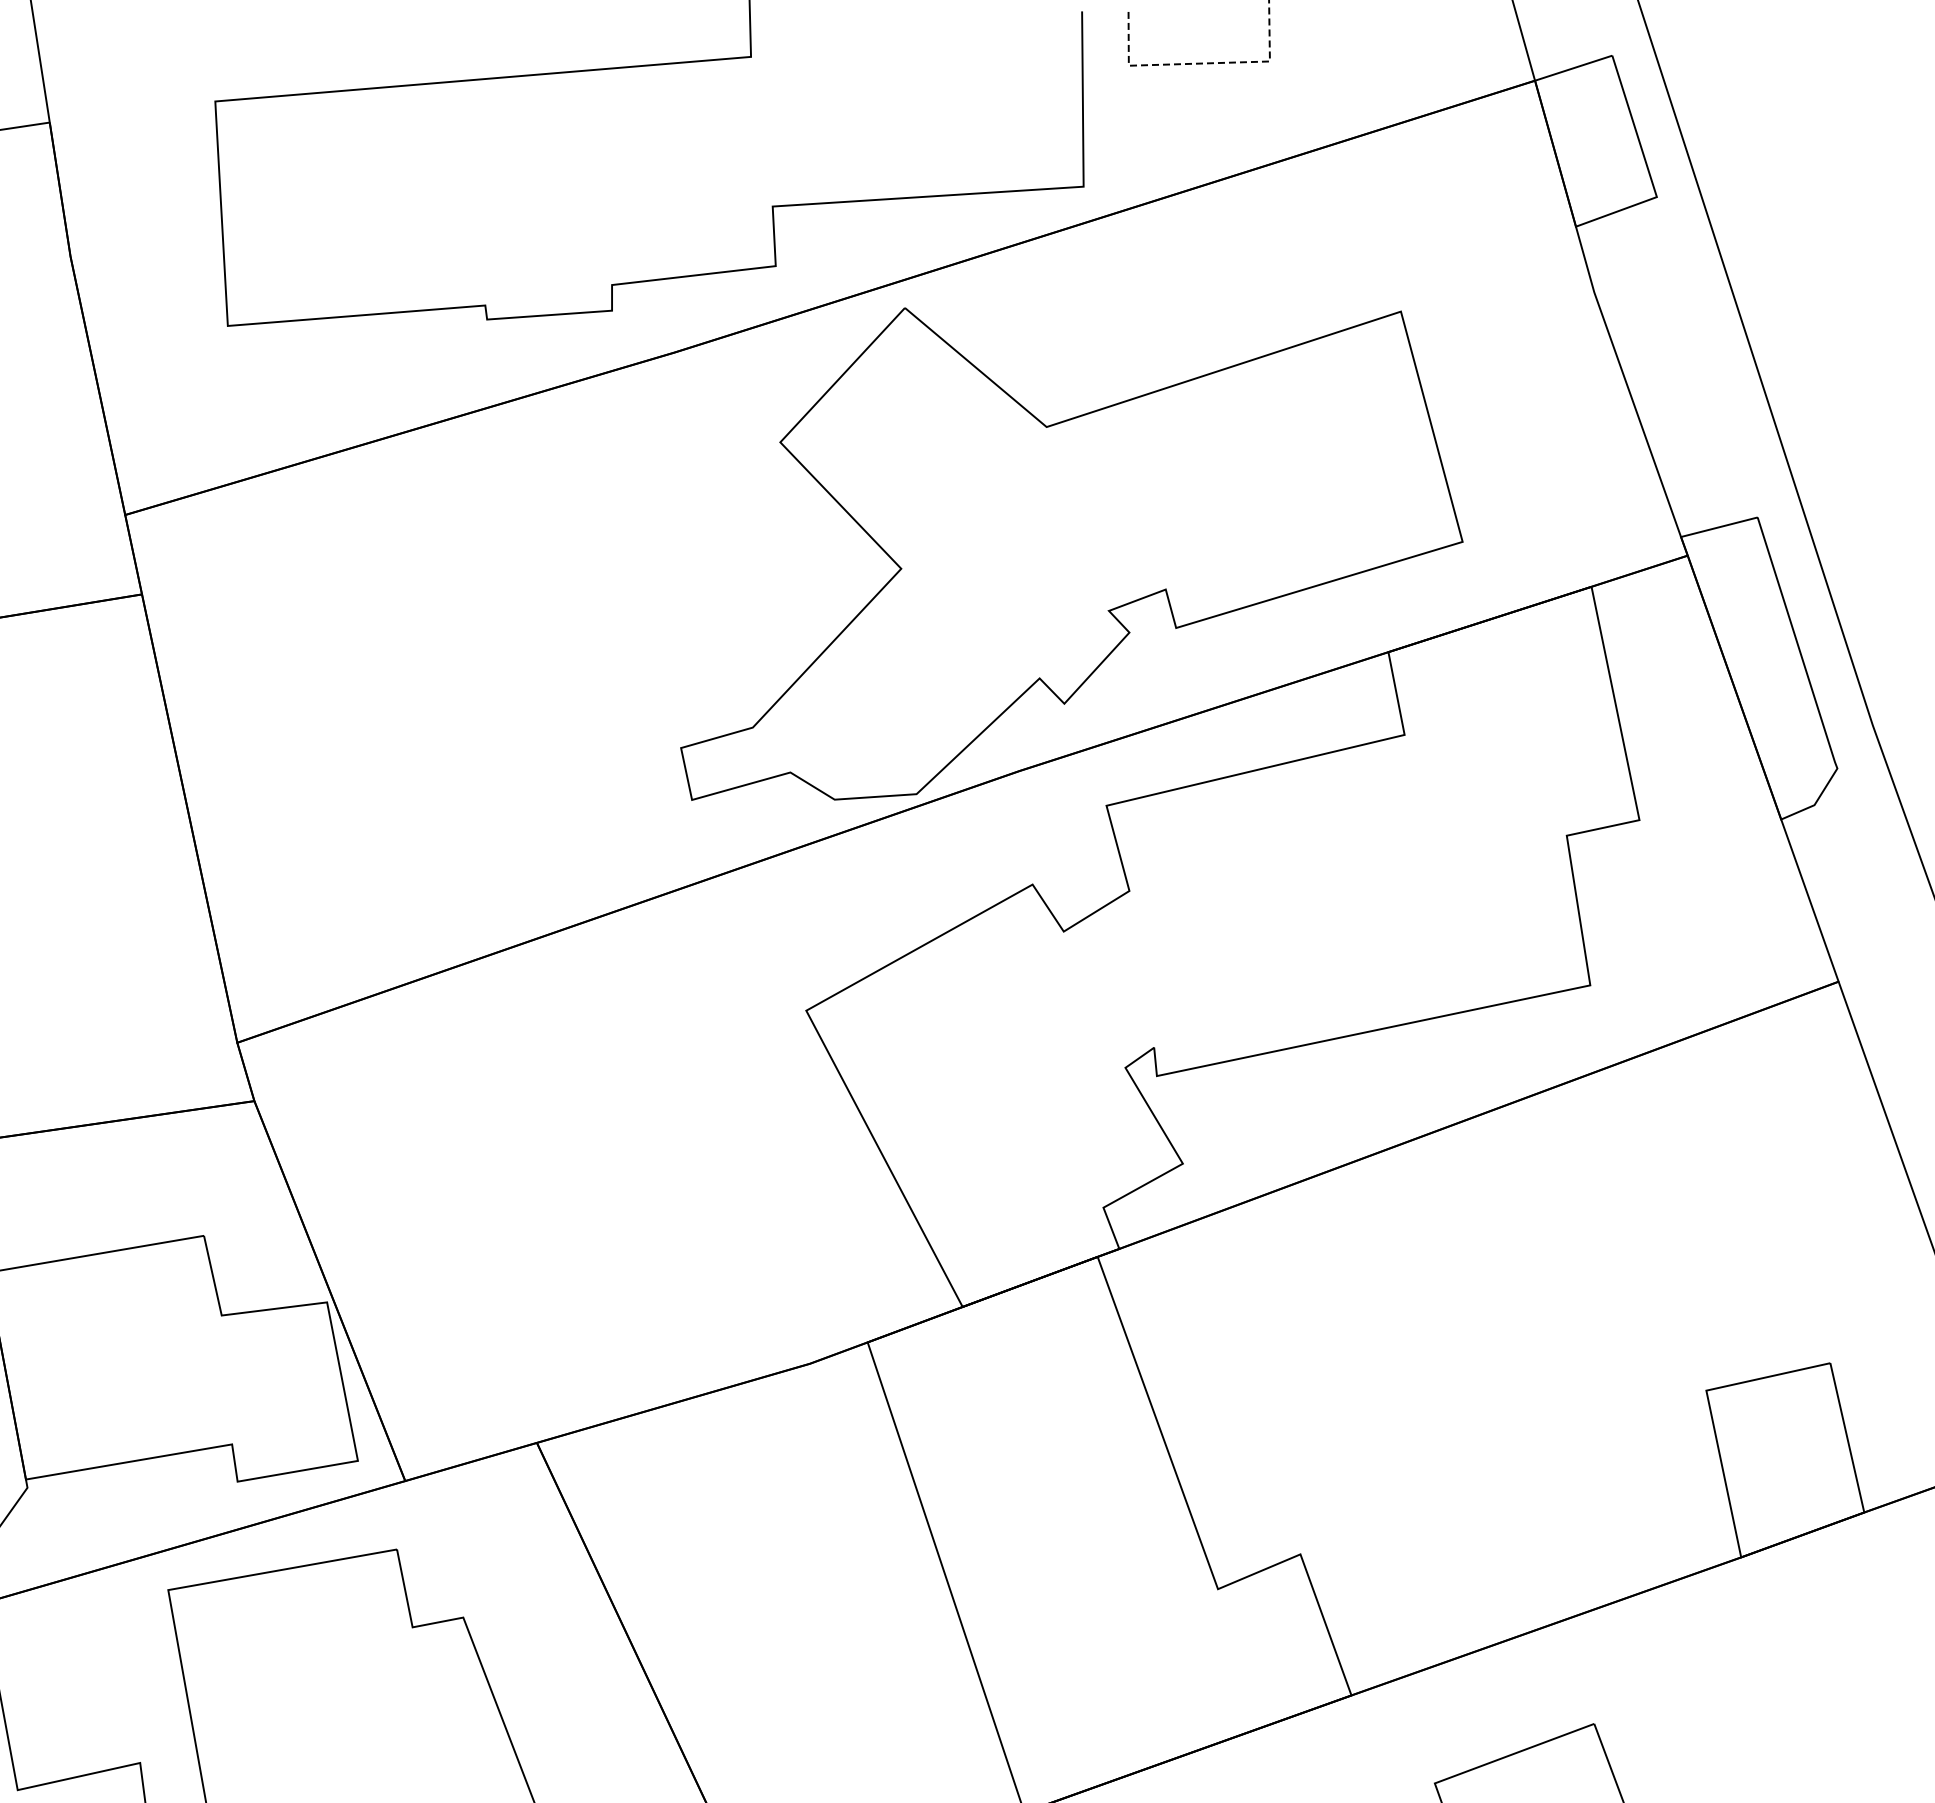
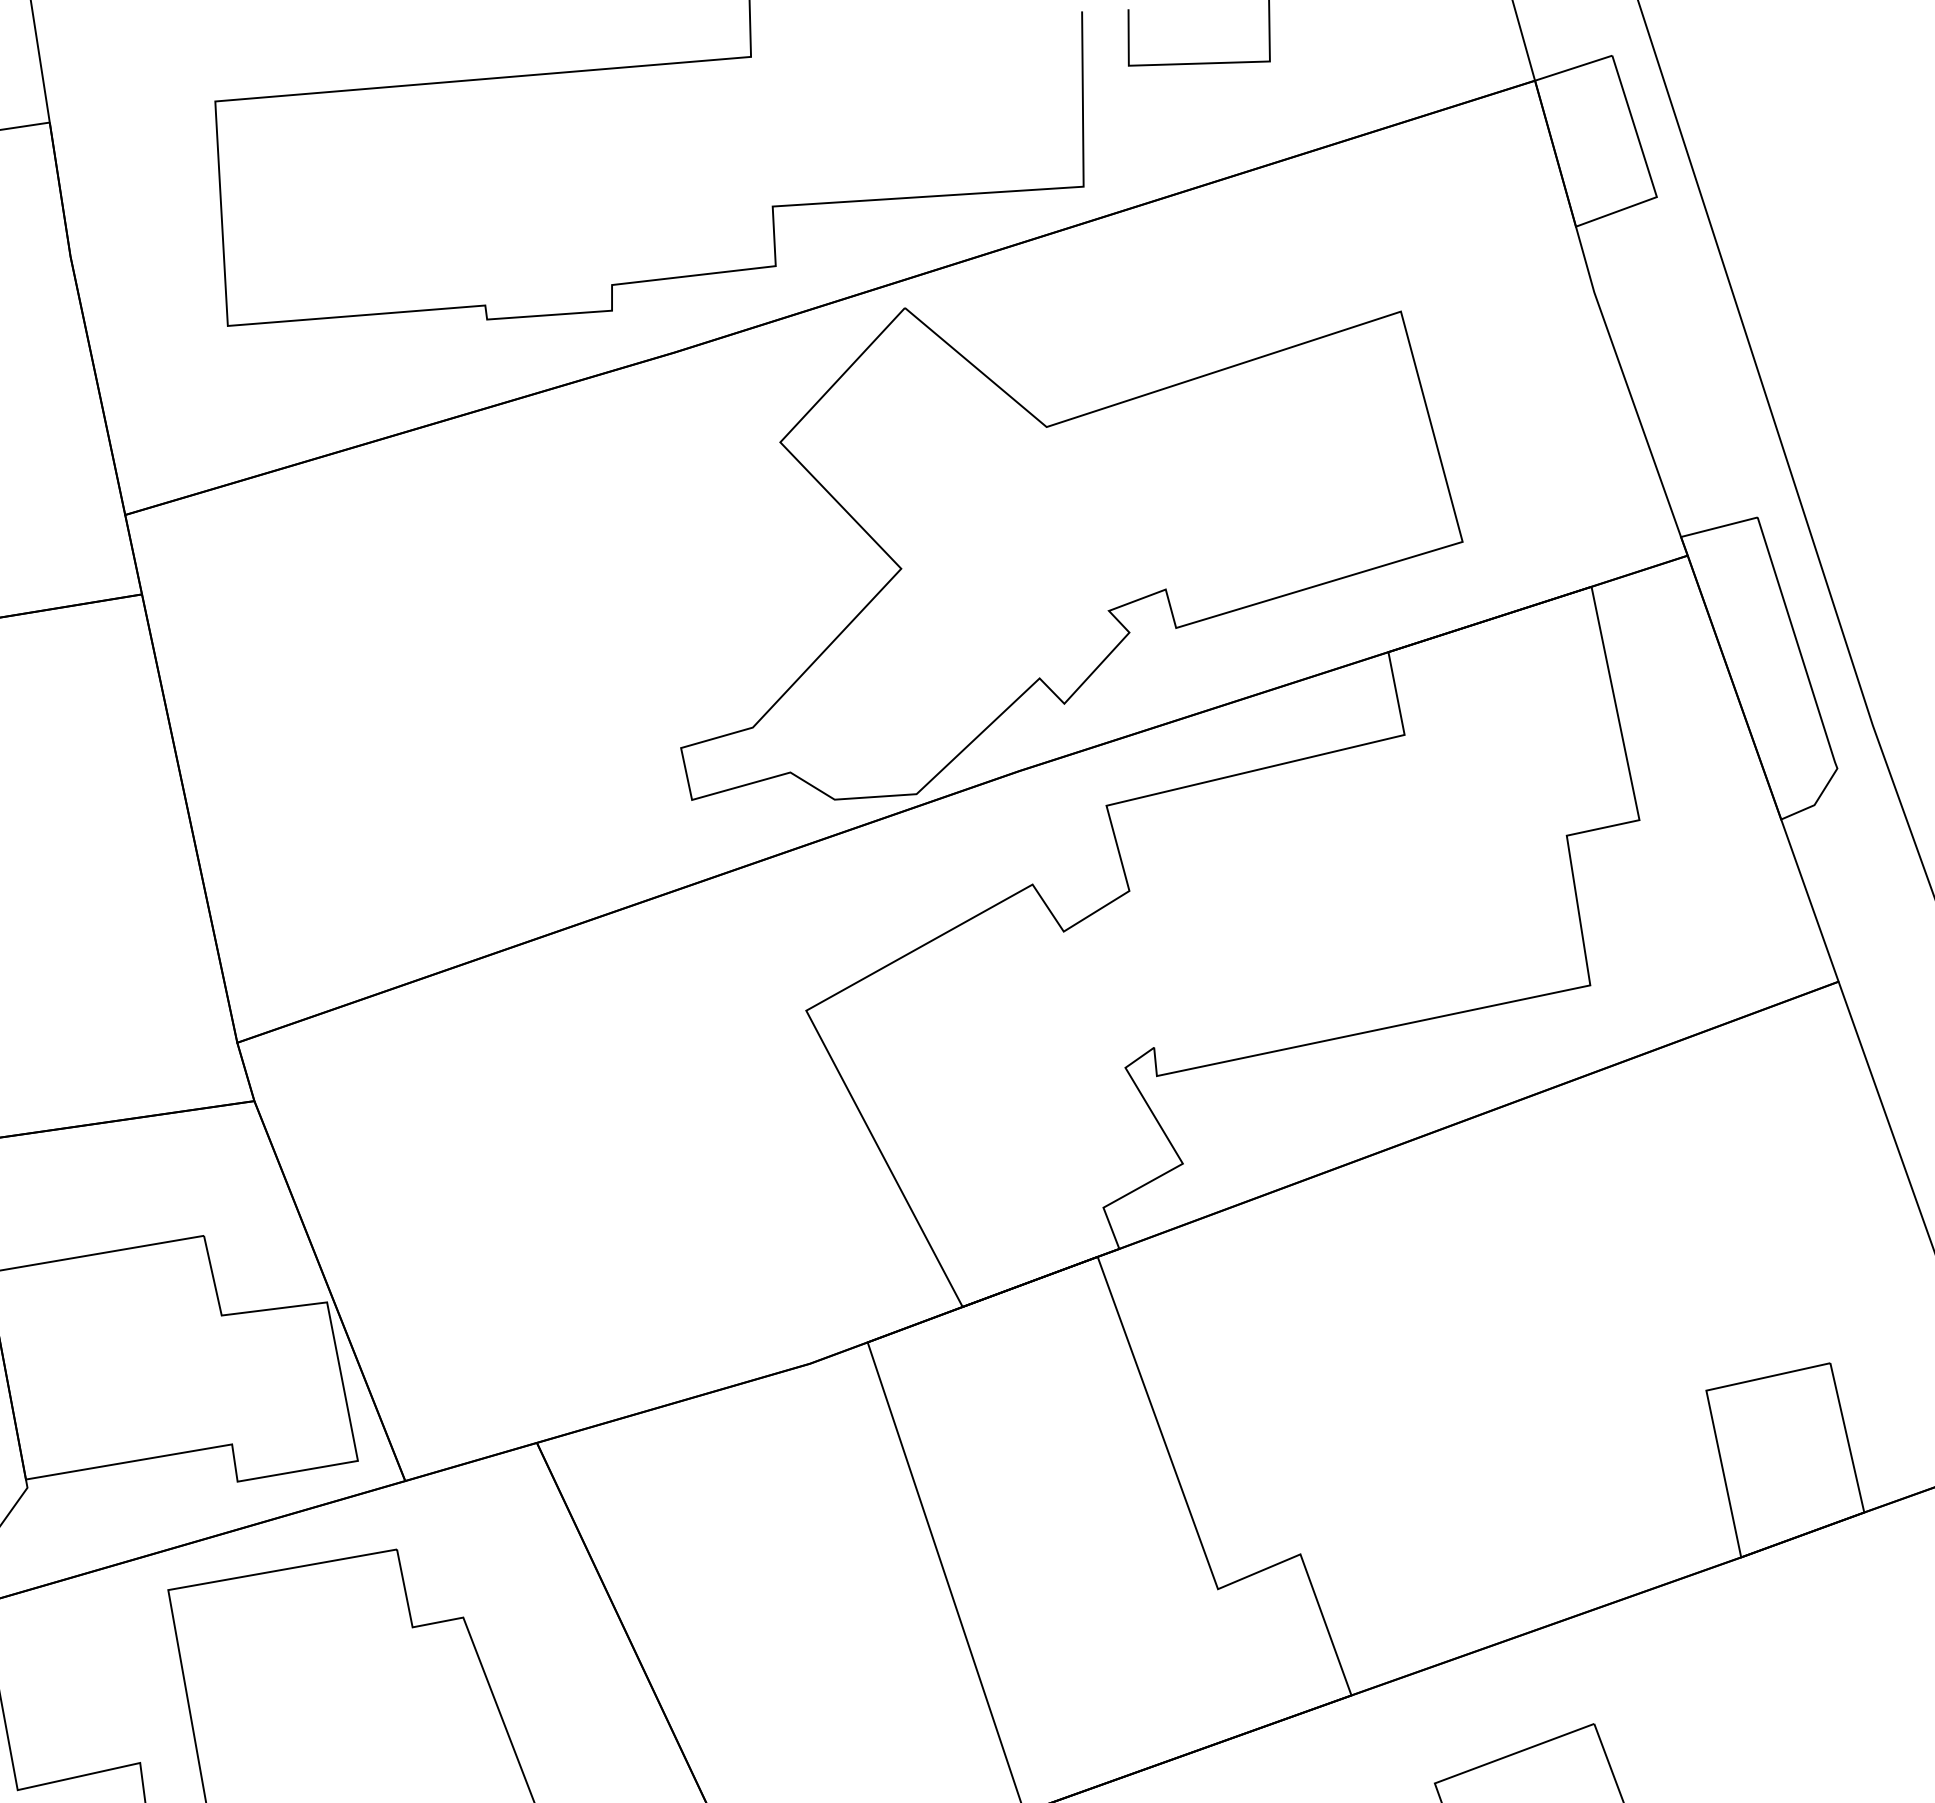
line: dashed -> solid (1201, 63)
